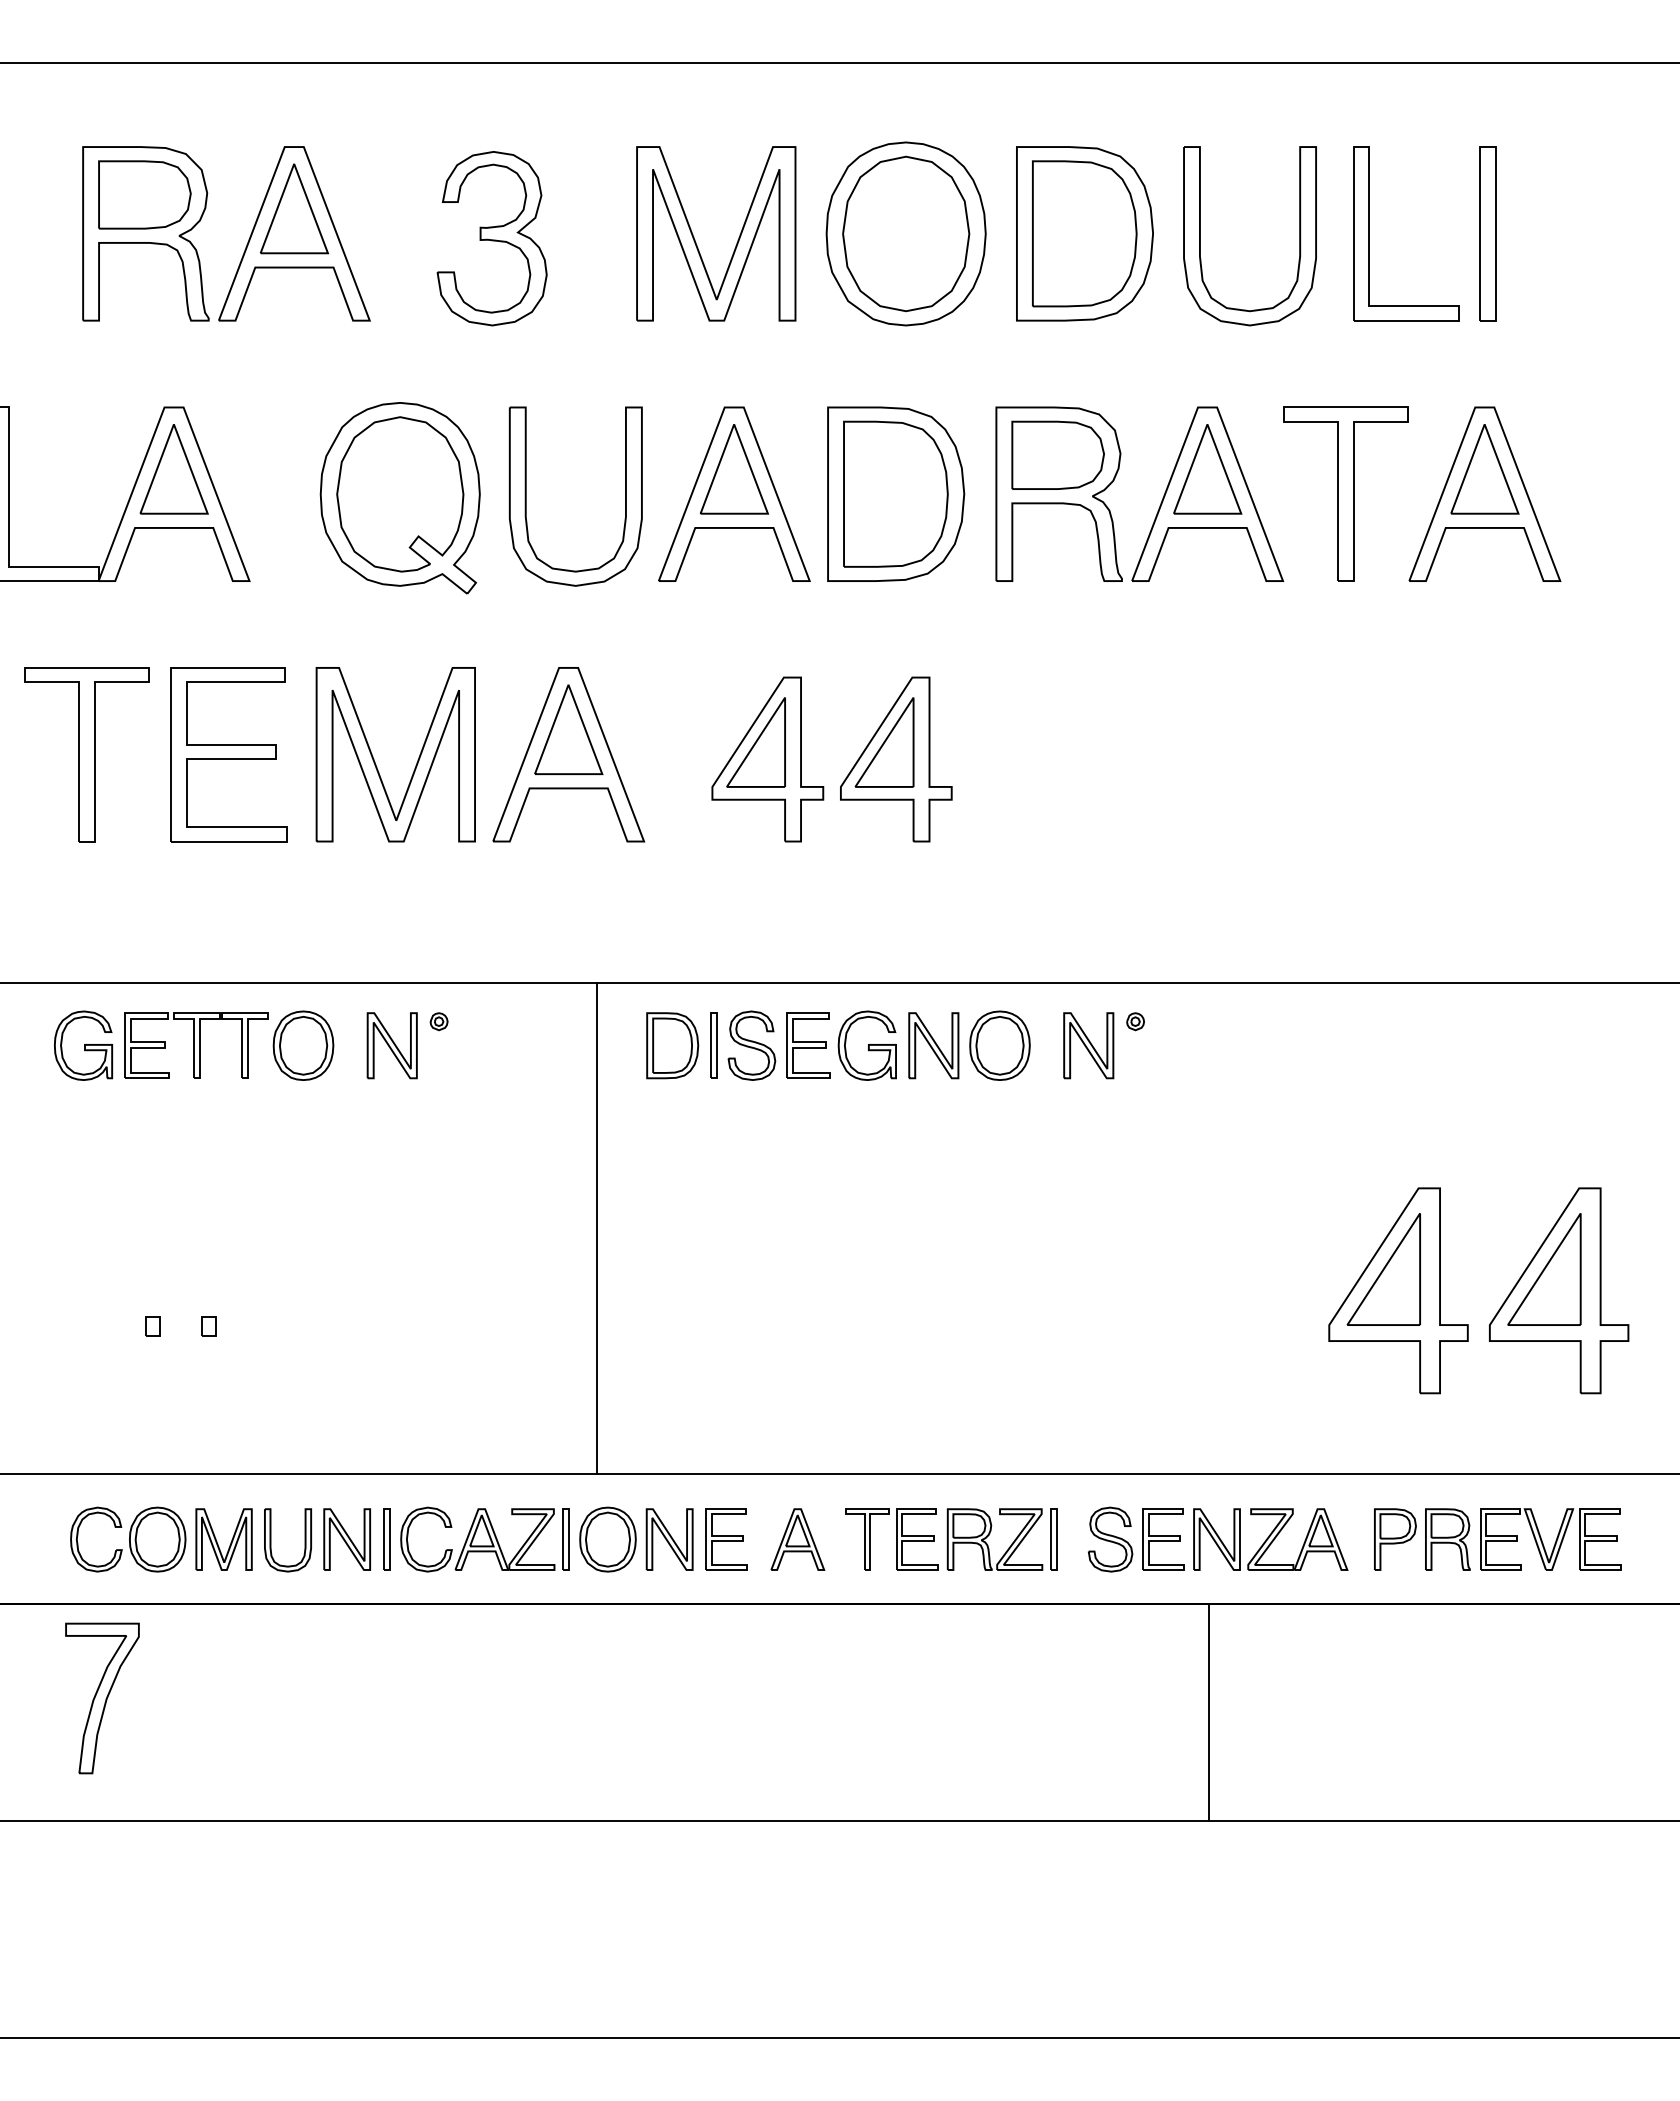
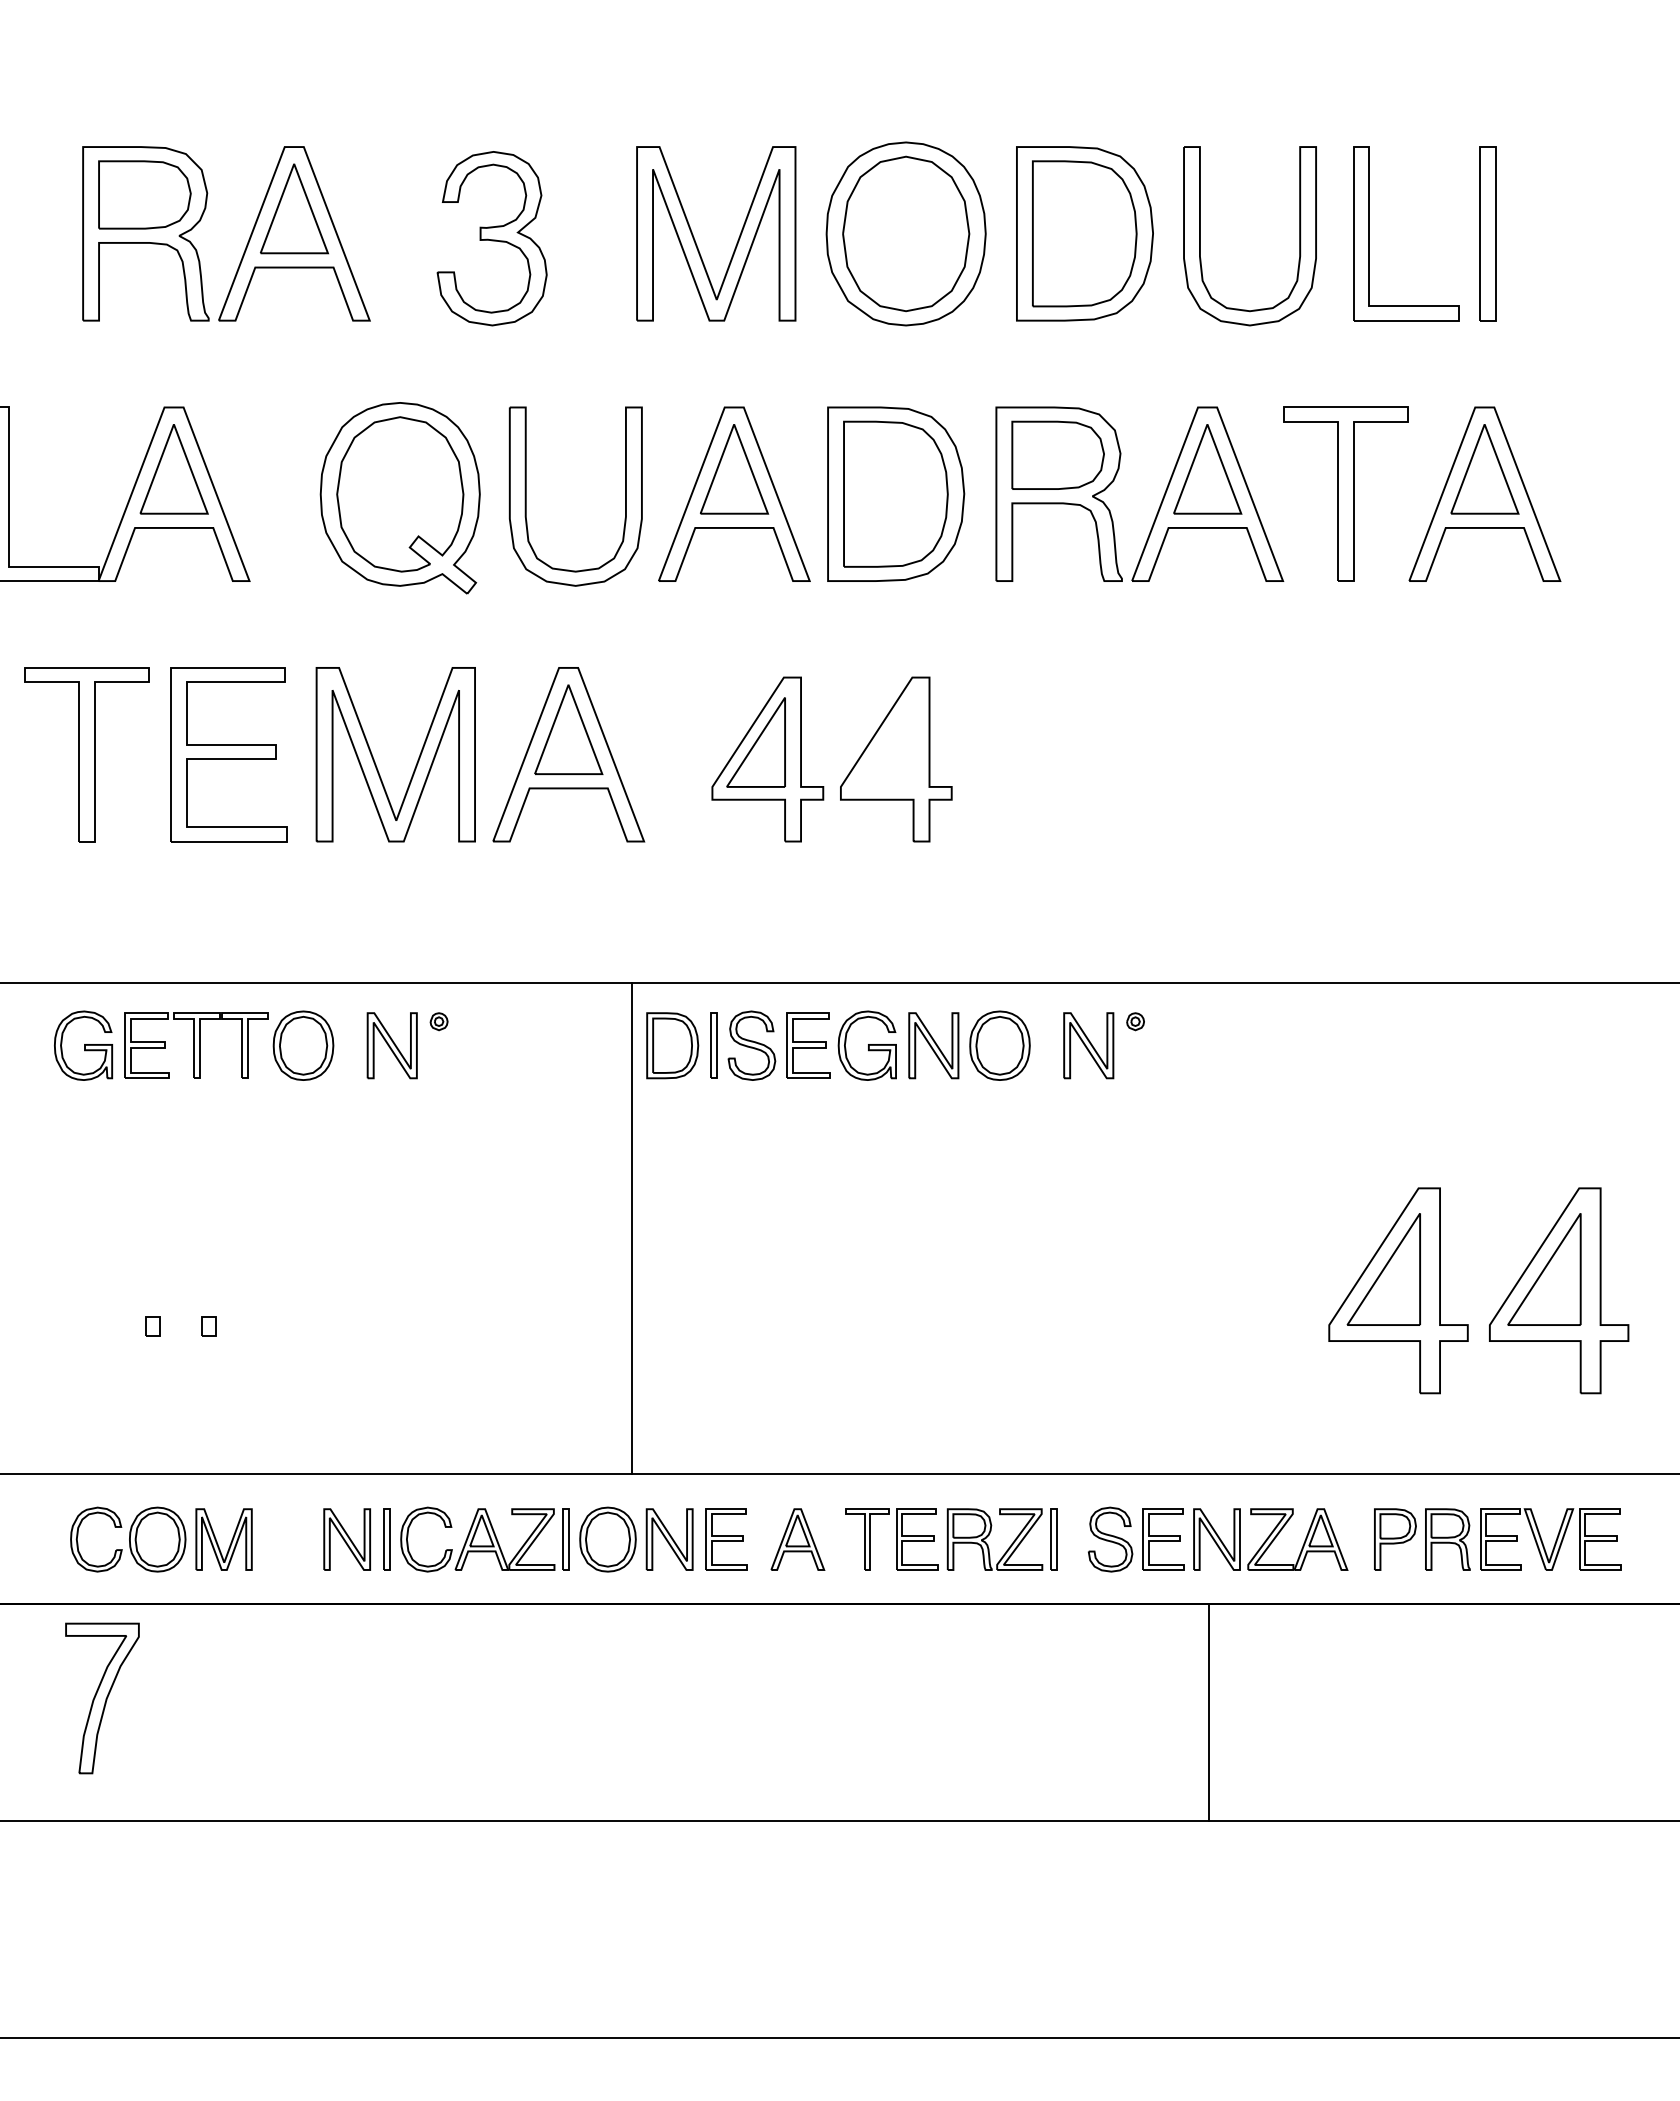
line: present -> none (839, 63)
part: present -> none (884, 742)
line position: (596, 1228) -> (631, 1228) (631, 1228)
part: present -> none (271, 1540)
